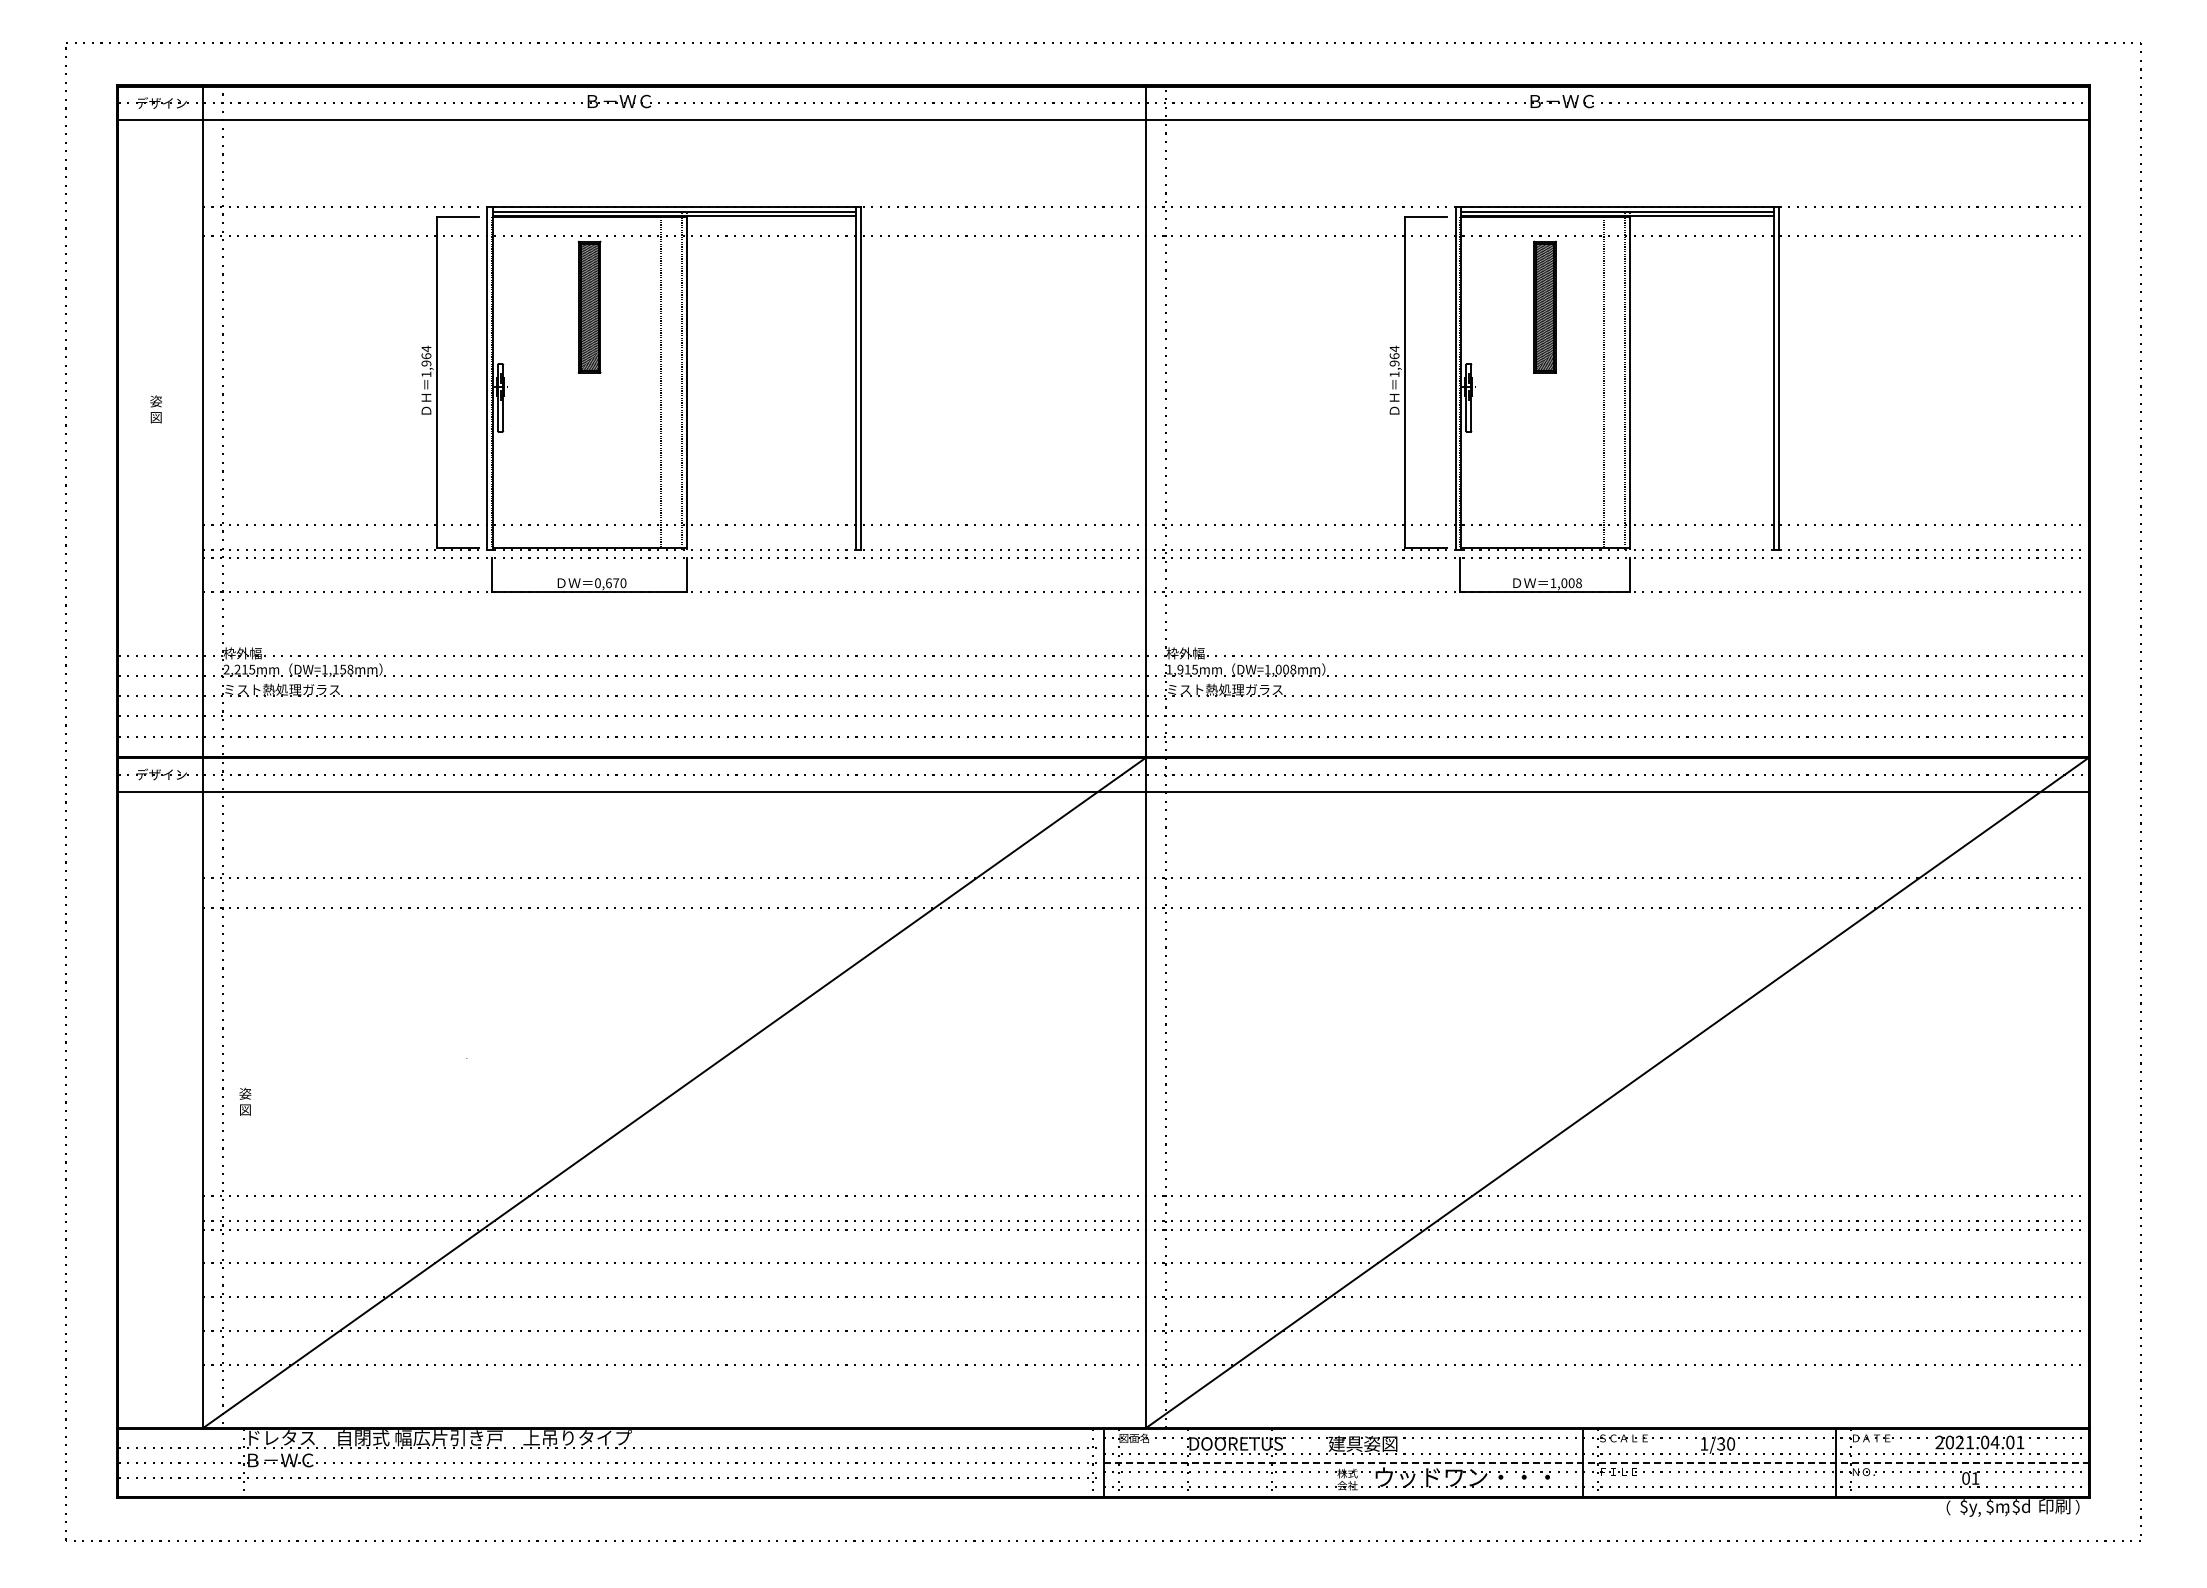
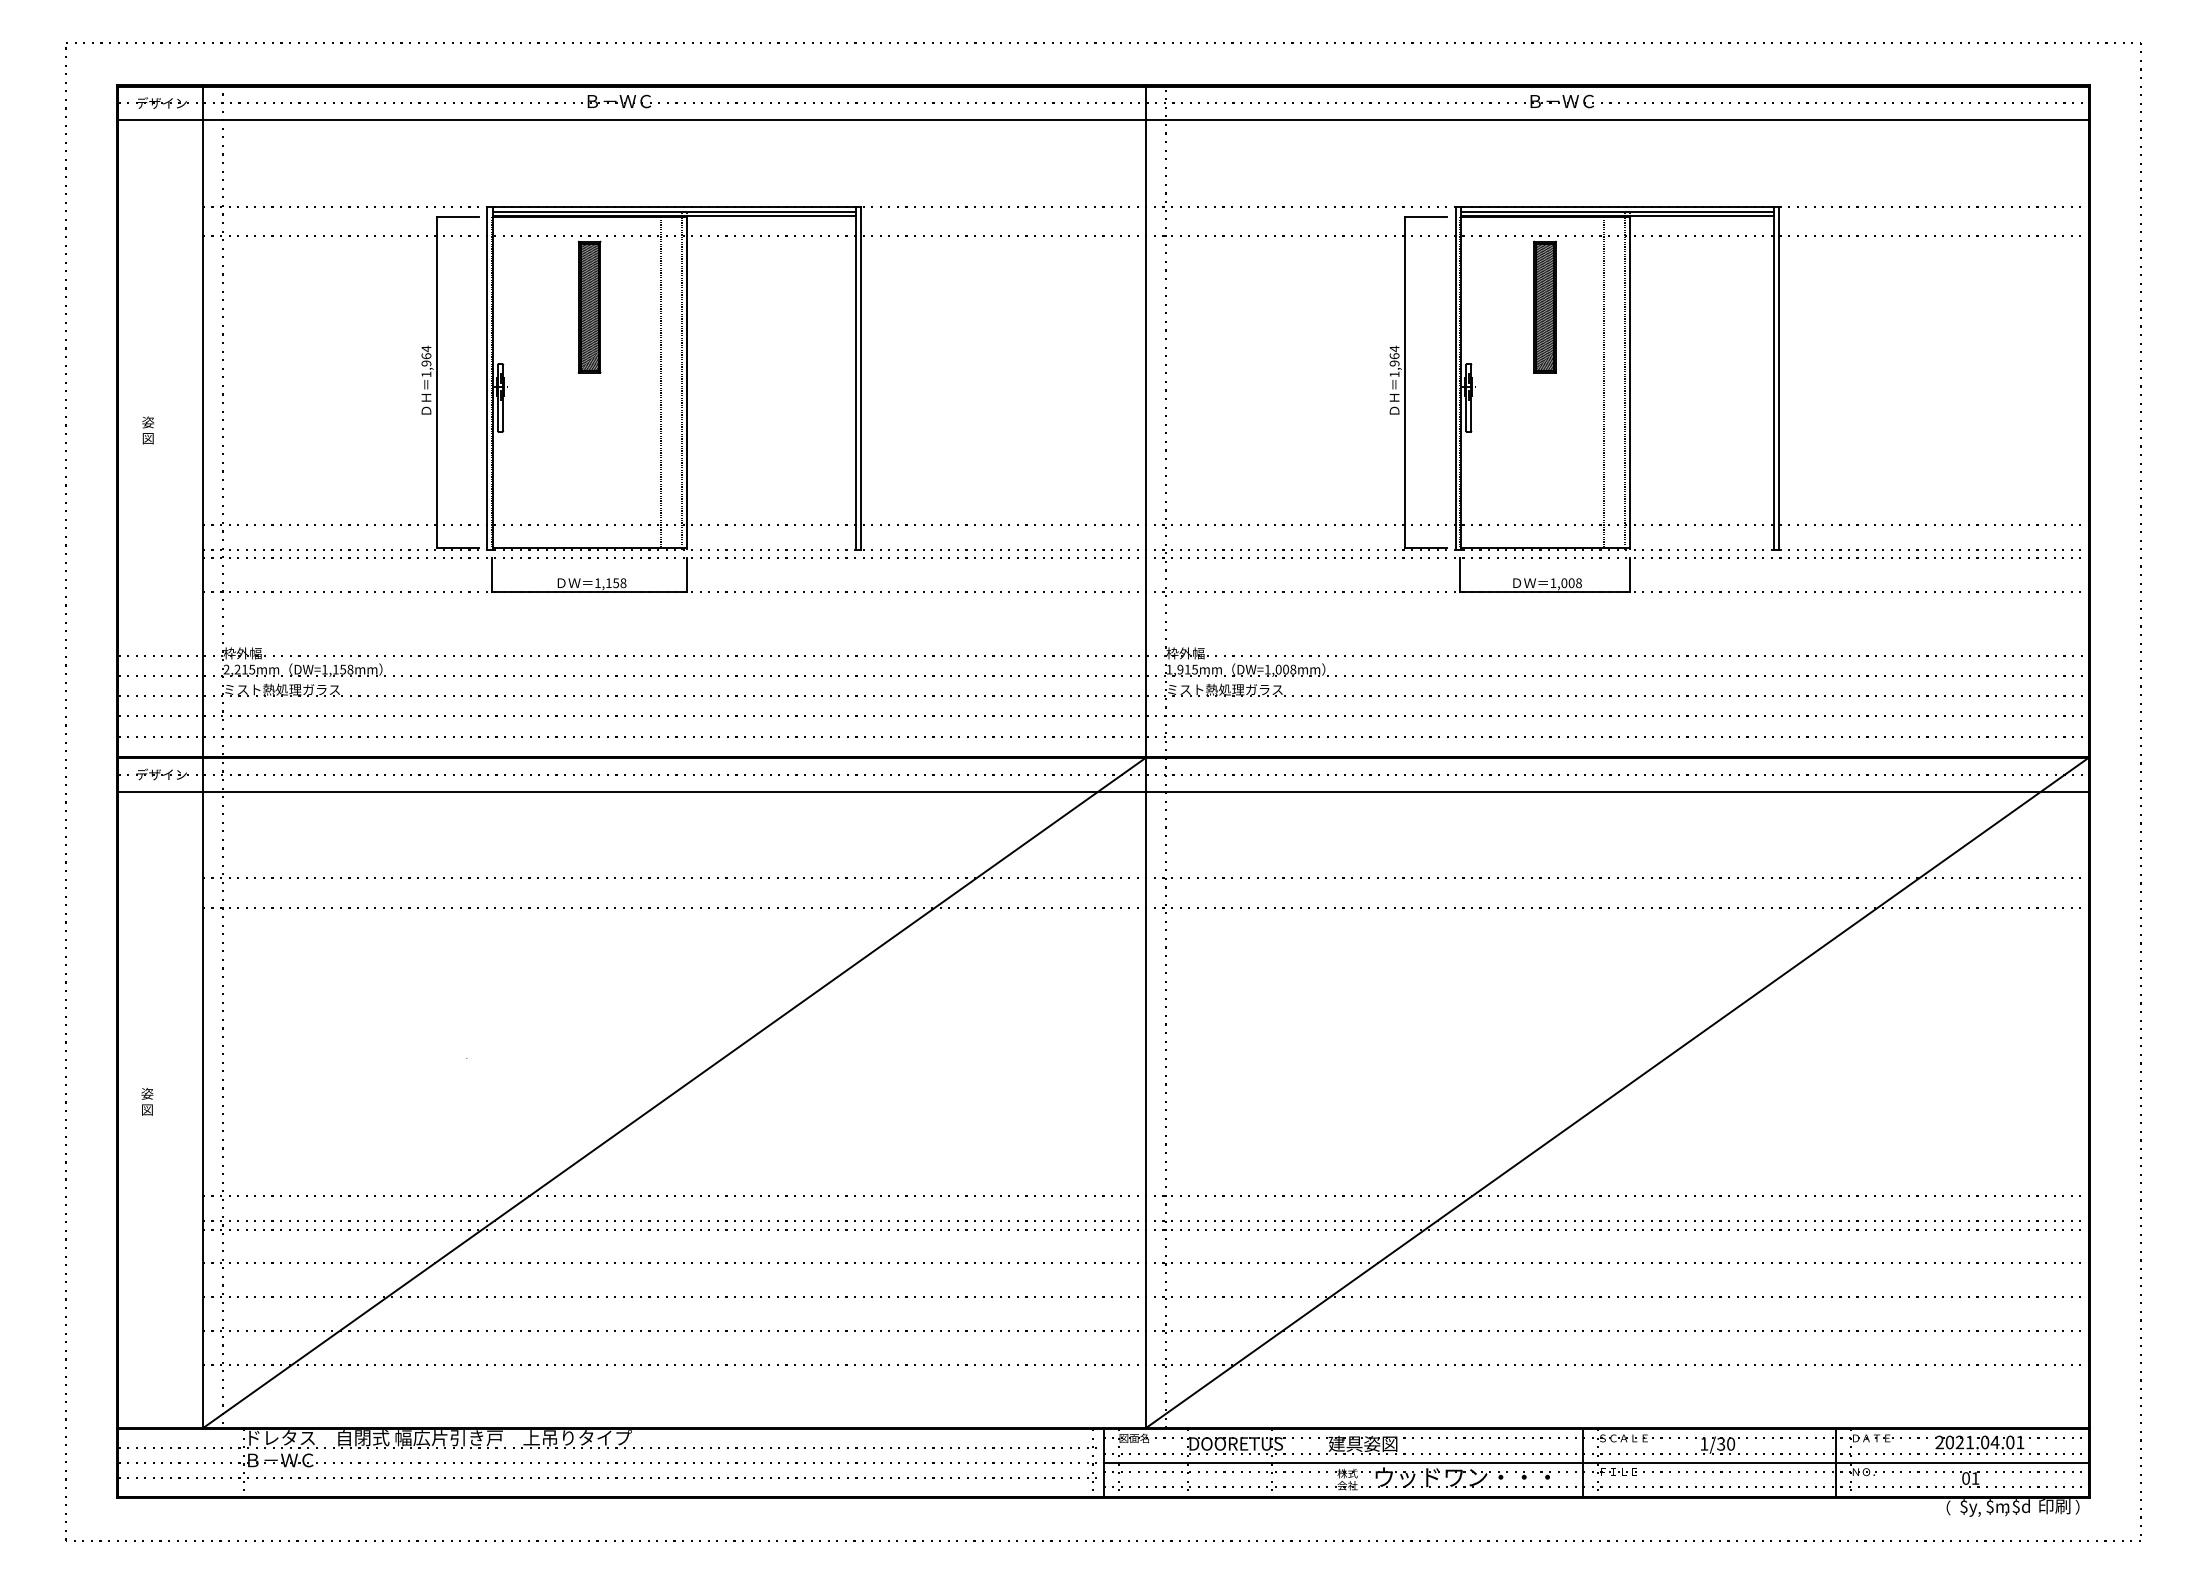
text position: (156, 409) -> (148, 430) (148, 430)
text: 0,670 -> 1,158 (610, 583)
text position: (245, 1101) -> (147, 1101) (147, 1101)
line: dashed -> solid (1596, 1462)
